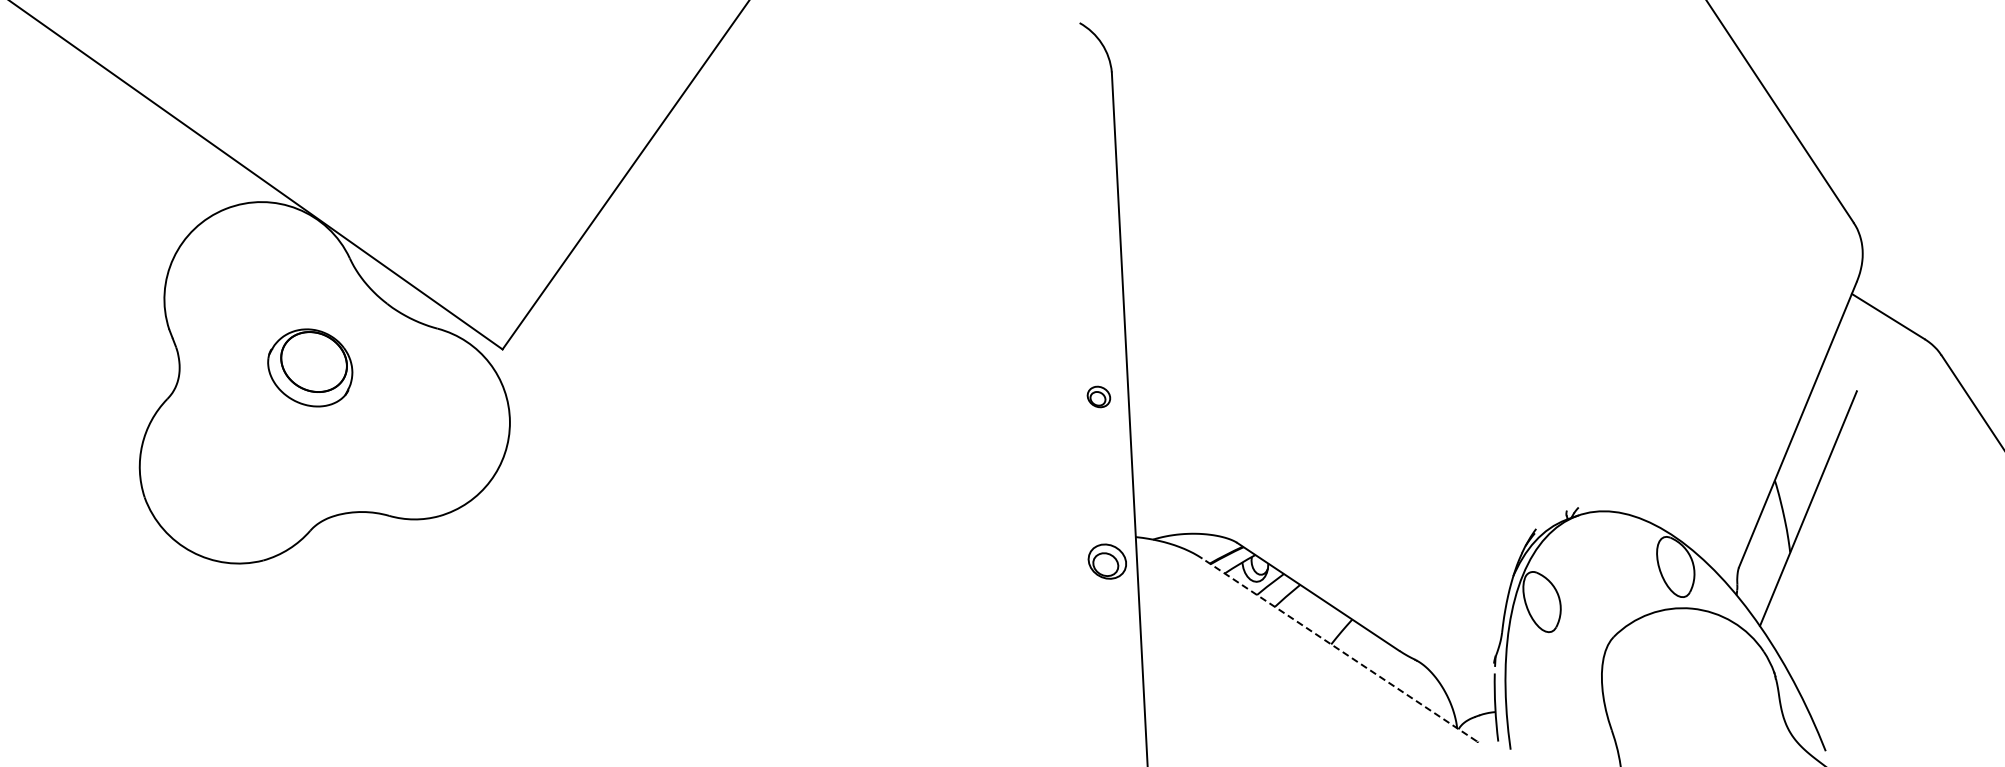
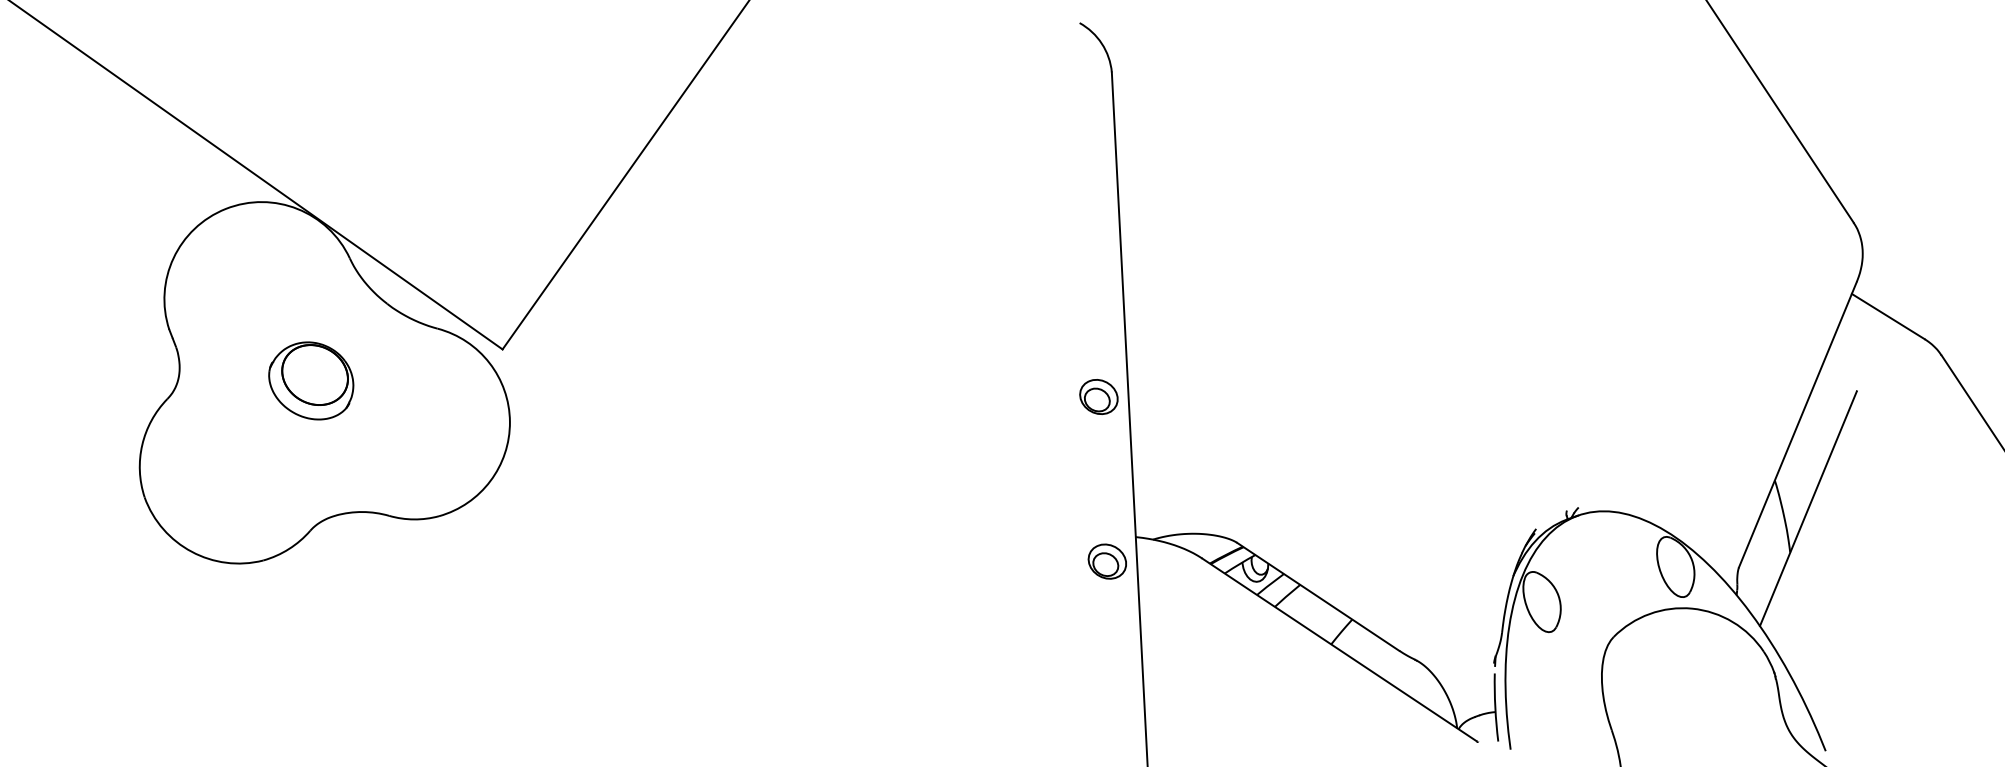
part position: (310, 367) -> (311, 380) (311, 380)
part size: 26x24 px -> 40x36 px (1098, 396)
line: dashed -> solid (1339, 649)
